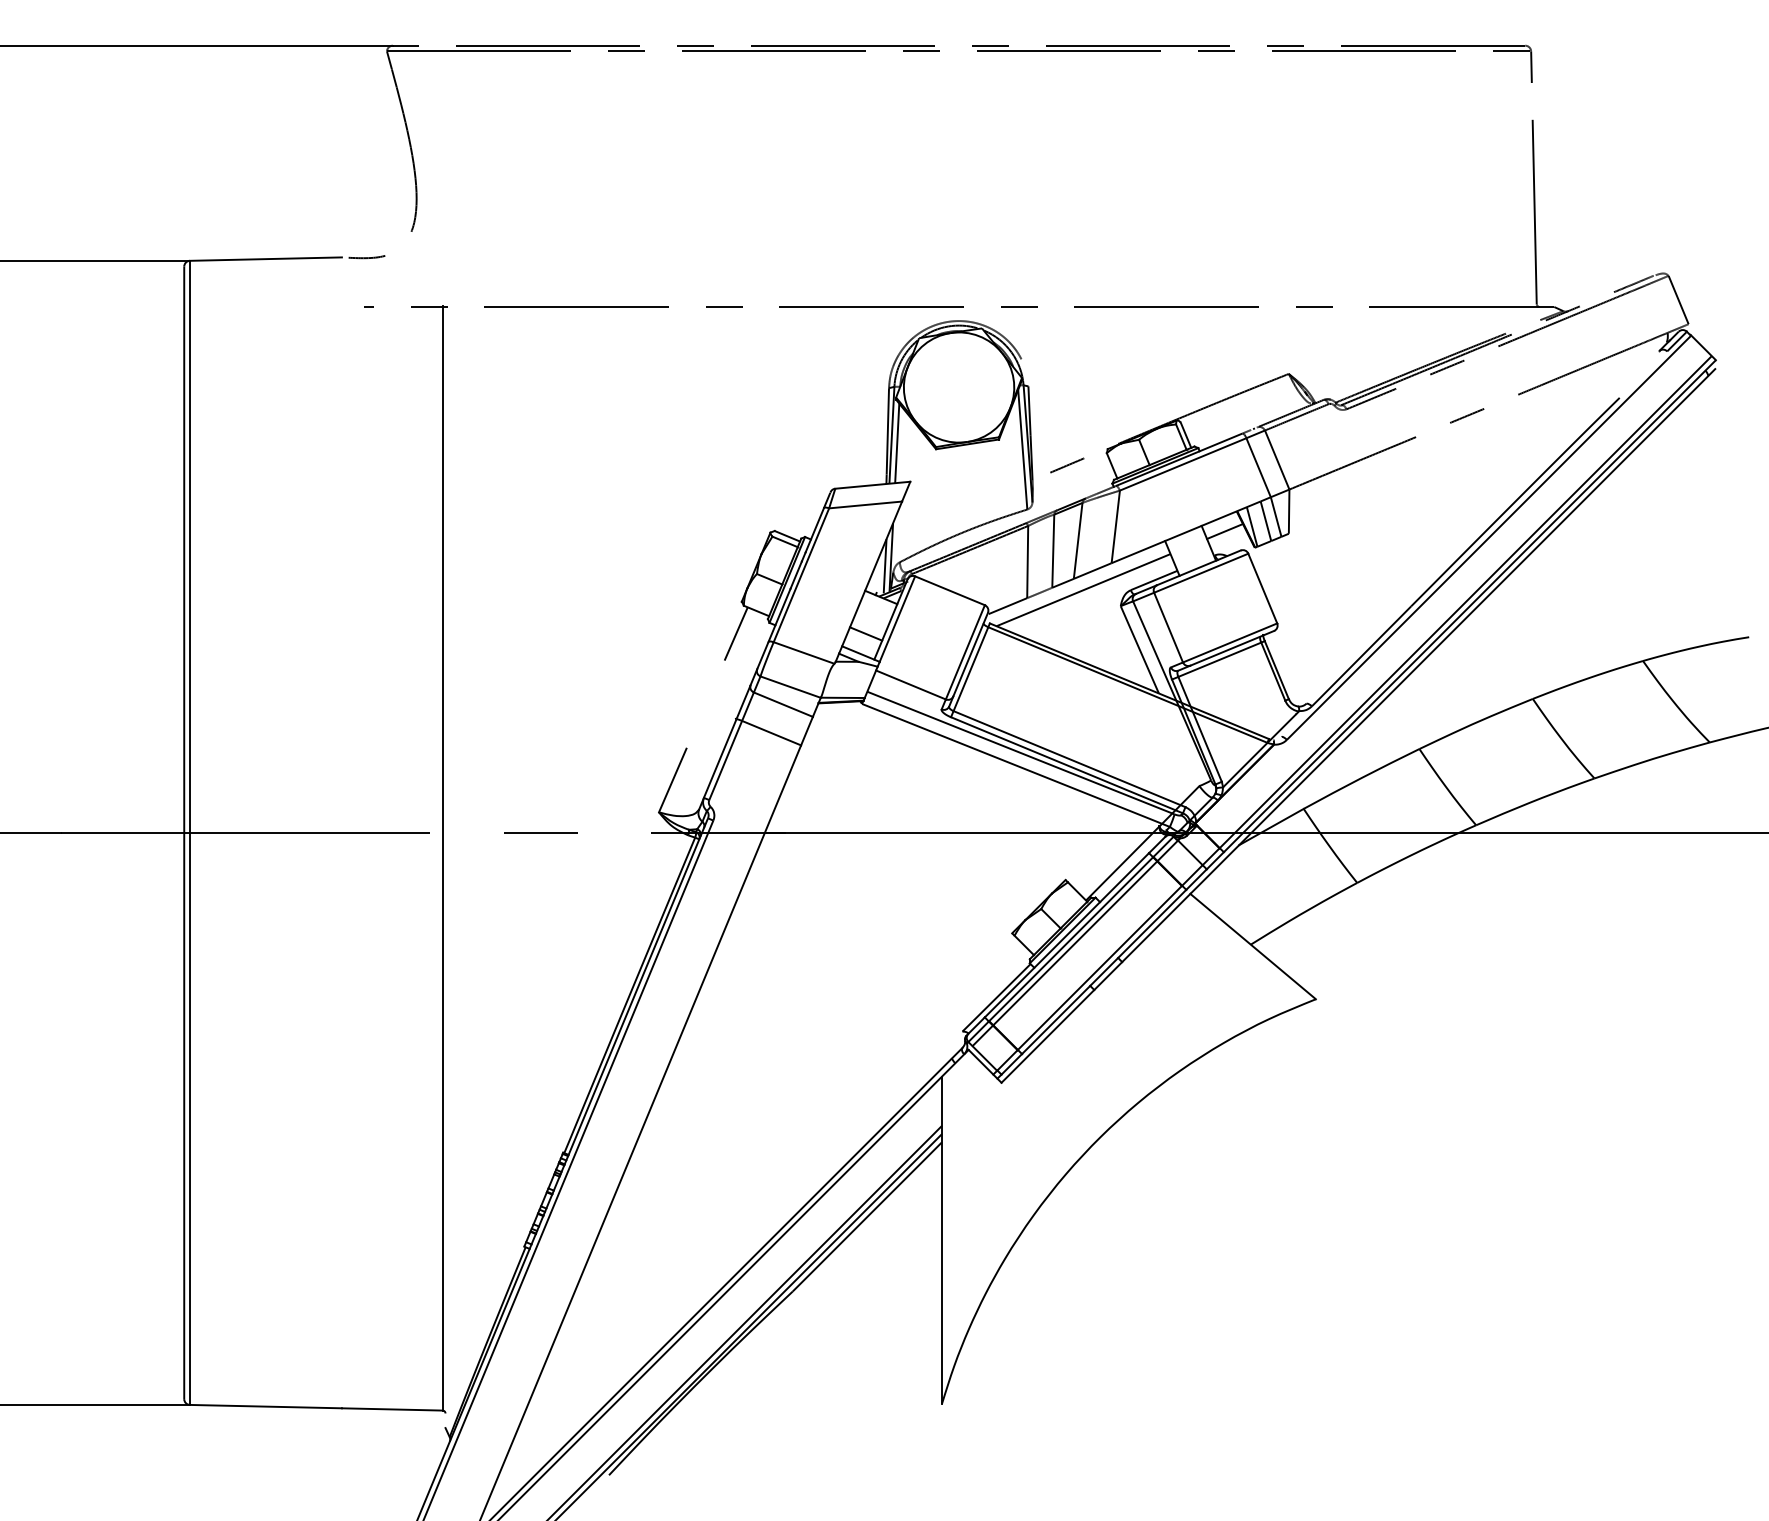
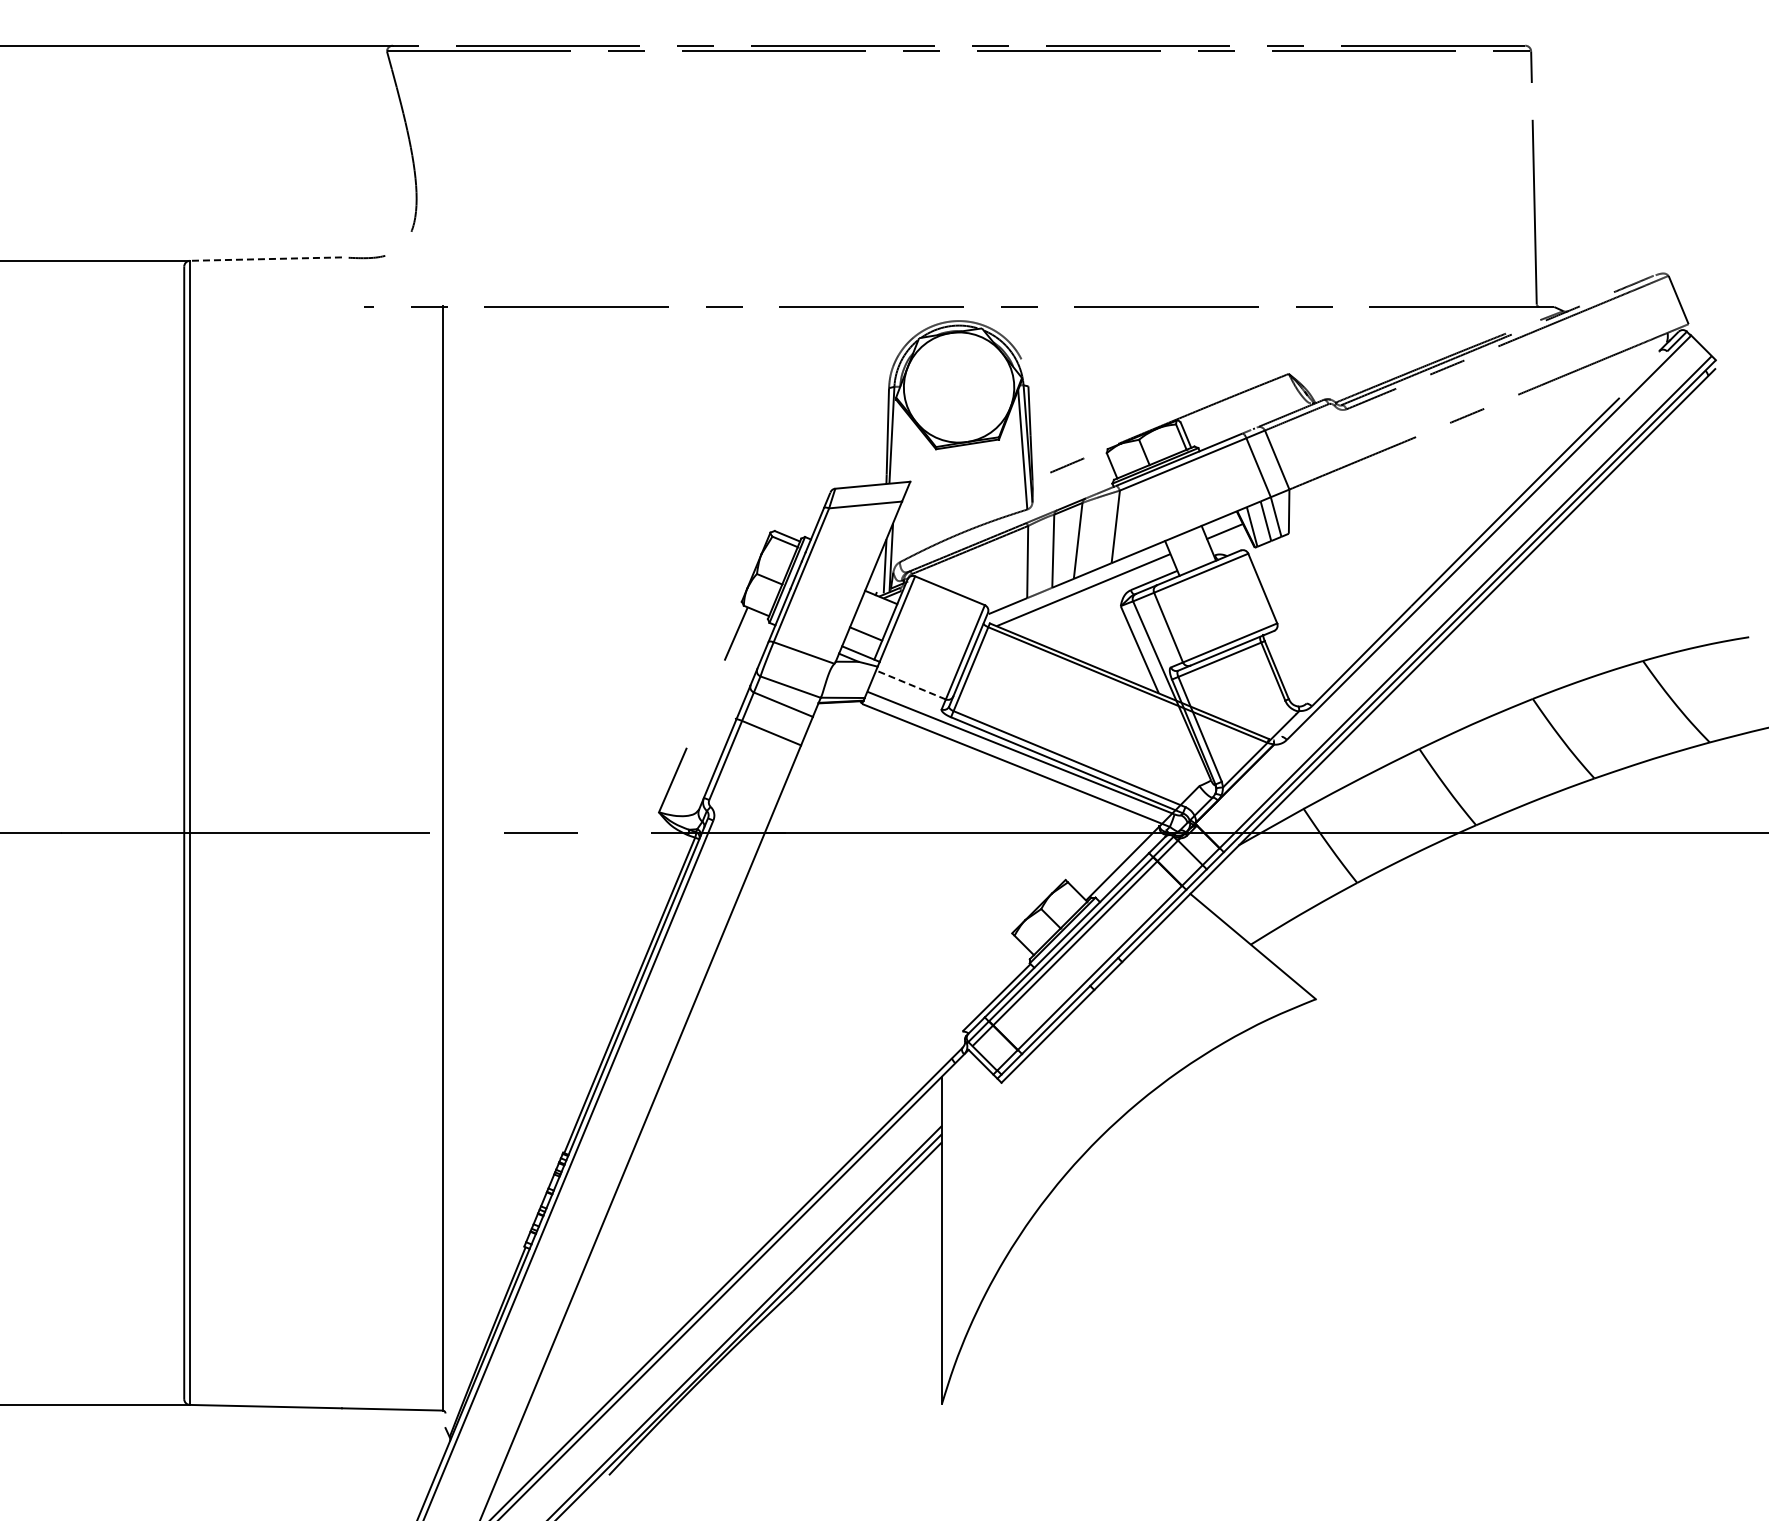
line: solid -> dashed (265, 259)
line: present -> none (897, 443)
line: solid -> dashed (911, 685)
